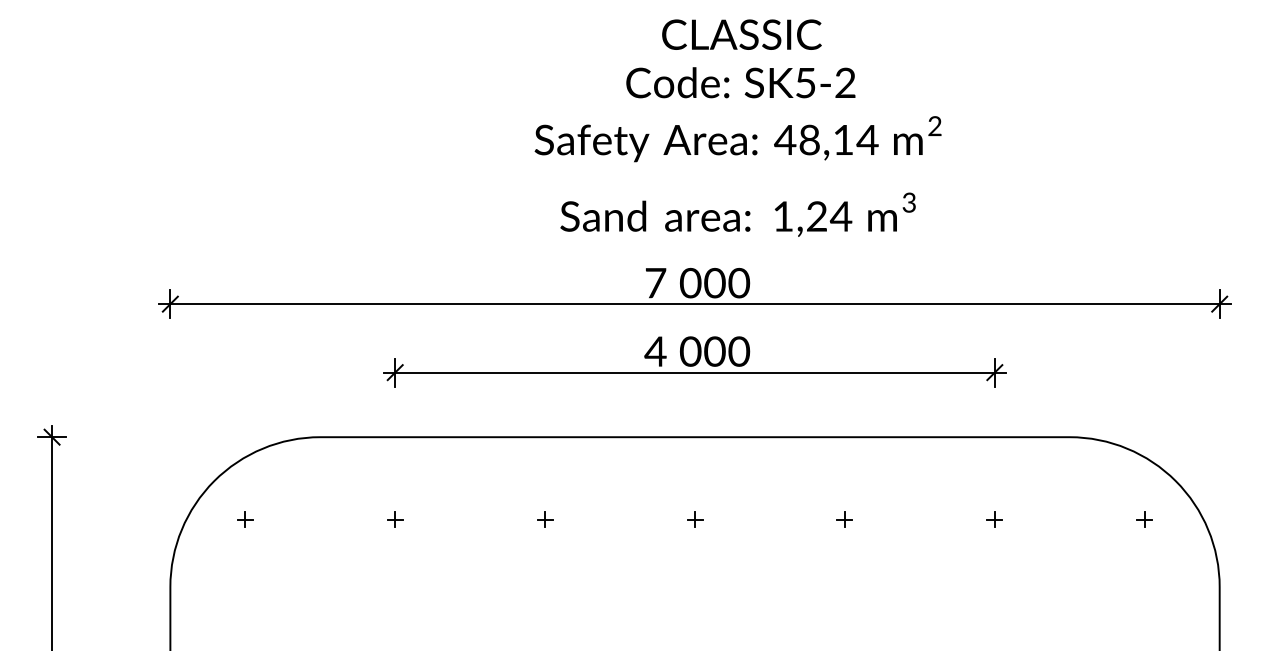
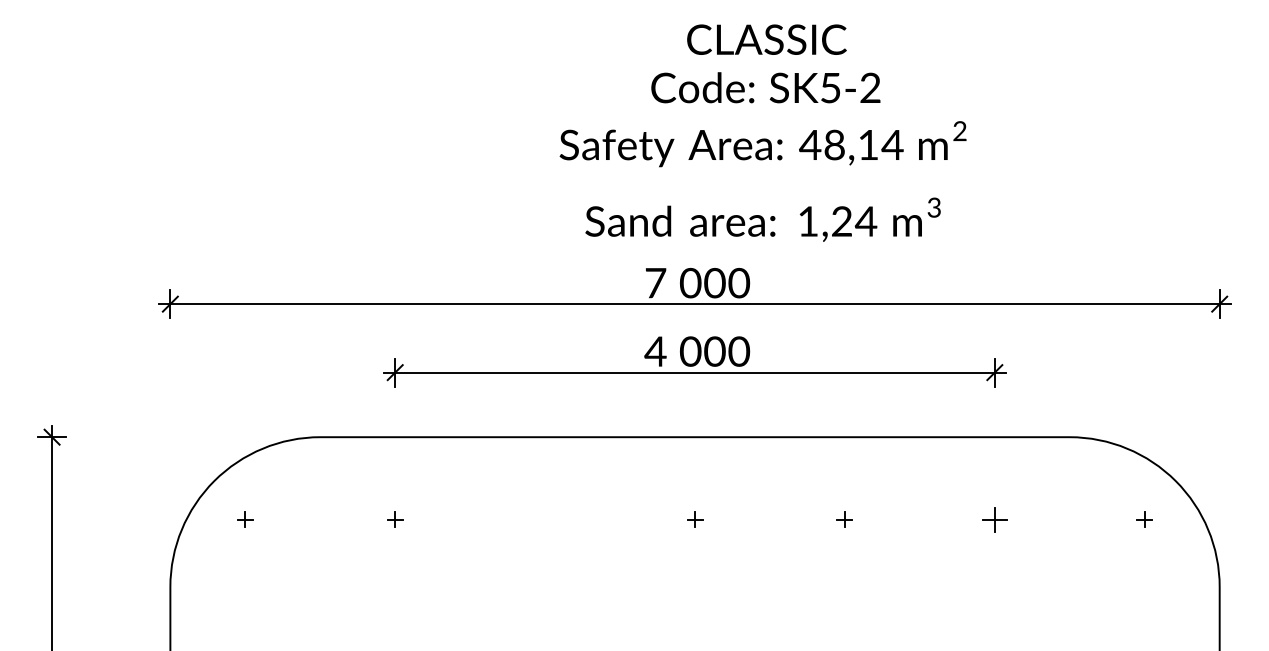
text position: (737, 127) -> (762, 132) (762, 132)
part: present -> none (545, 519)
part size: 17x17 px -> 26x26 px (994, 519)
